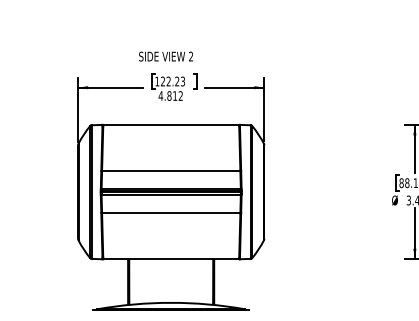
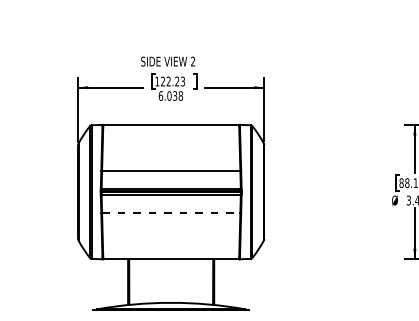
text position: (165, 56) -> (167, 61) (167, 61)
text: 4.812 -> 6.038 (170, 95)
line: solid -> dashed (171, 213)
